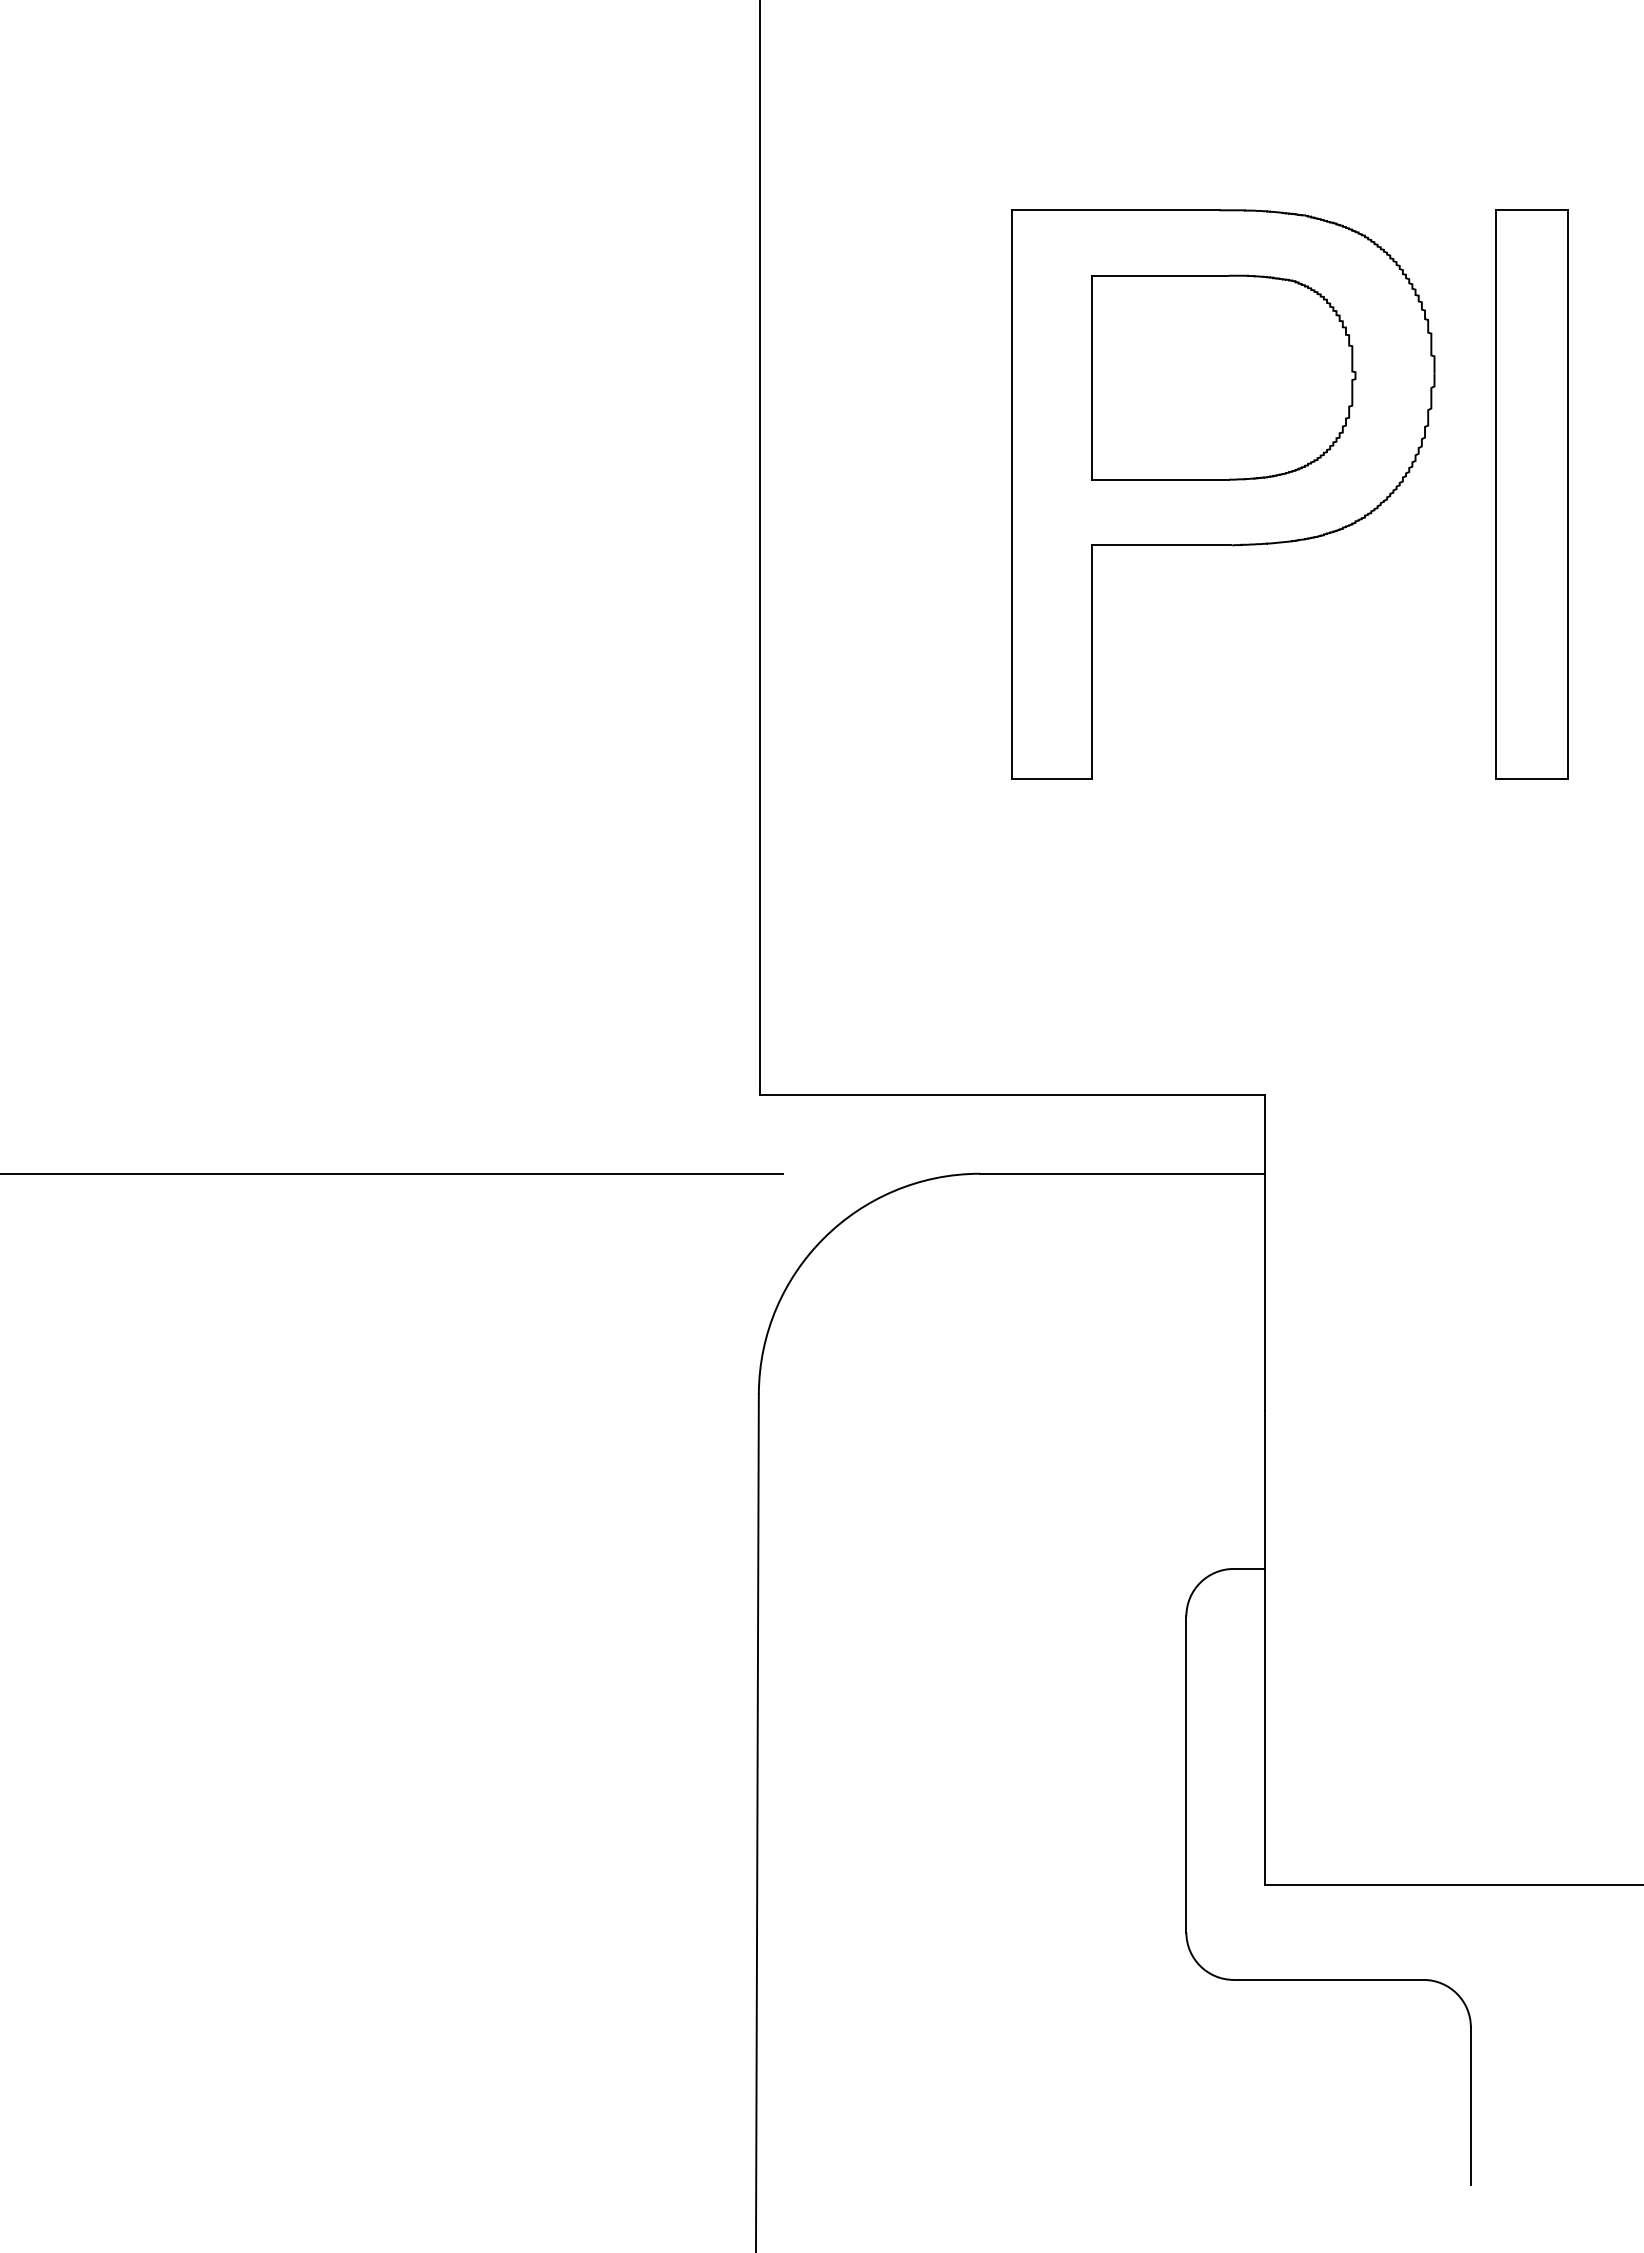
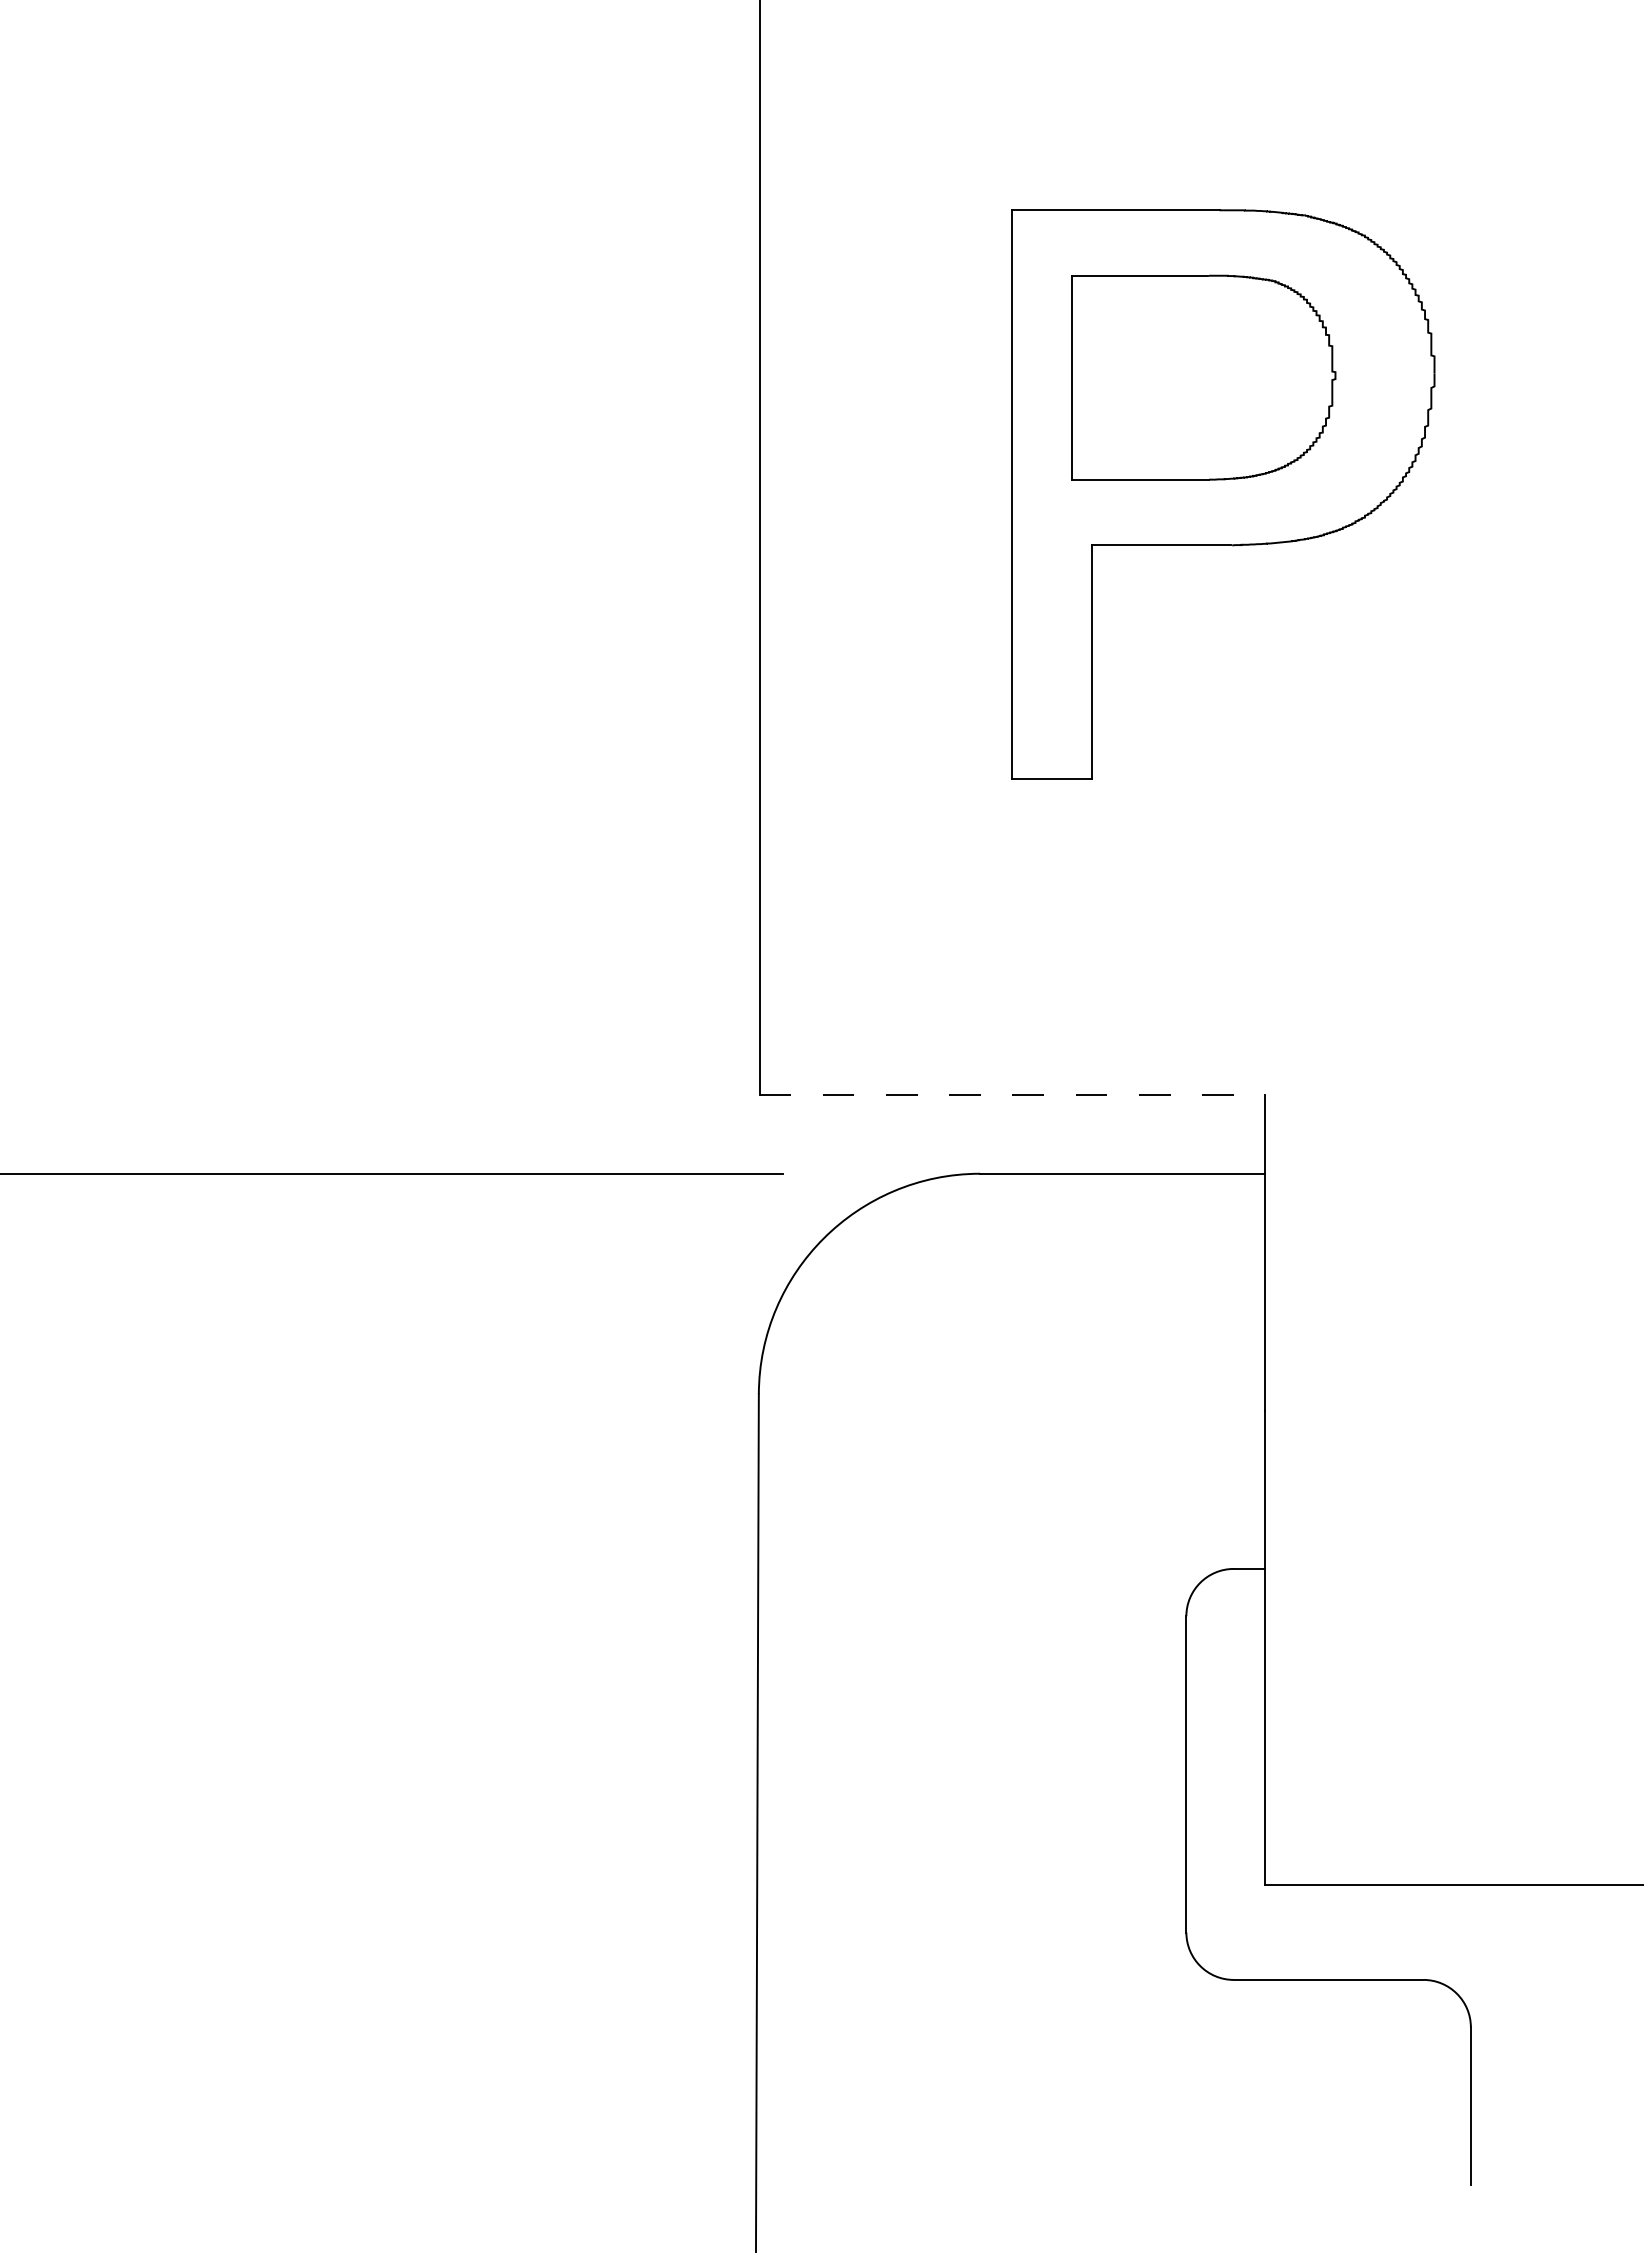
part position: (1223, 377) -> (1203, 377) (1203, 377)
part: present -> none (1531, 494)
line: solid -> dashed (1012, 1094)
